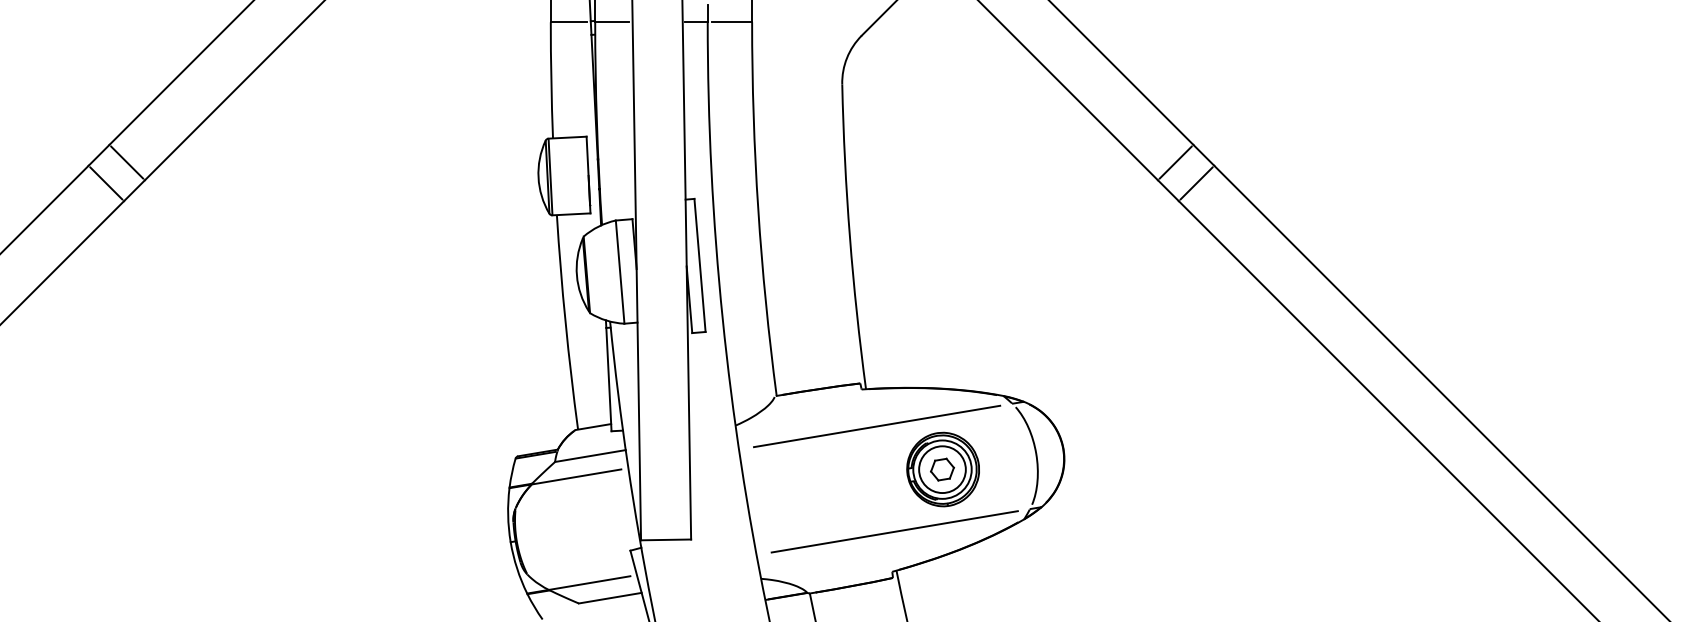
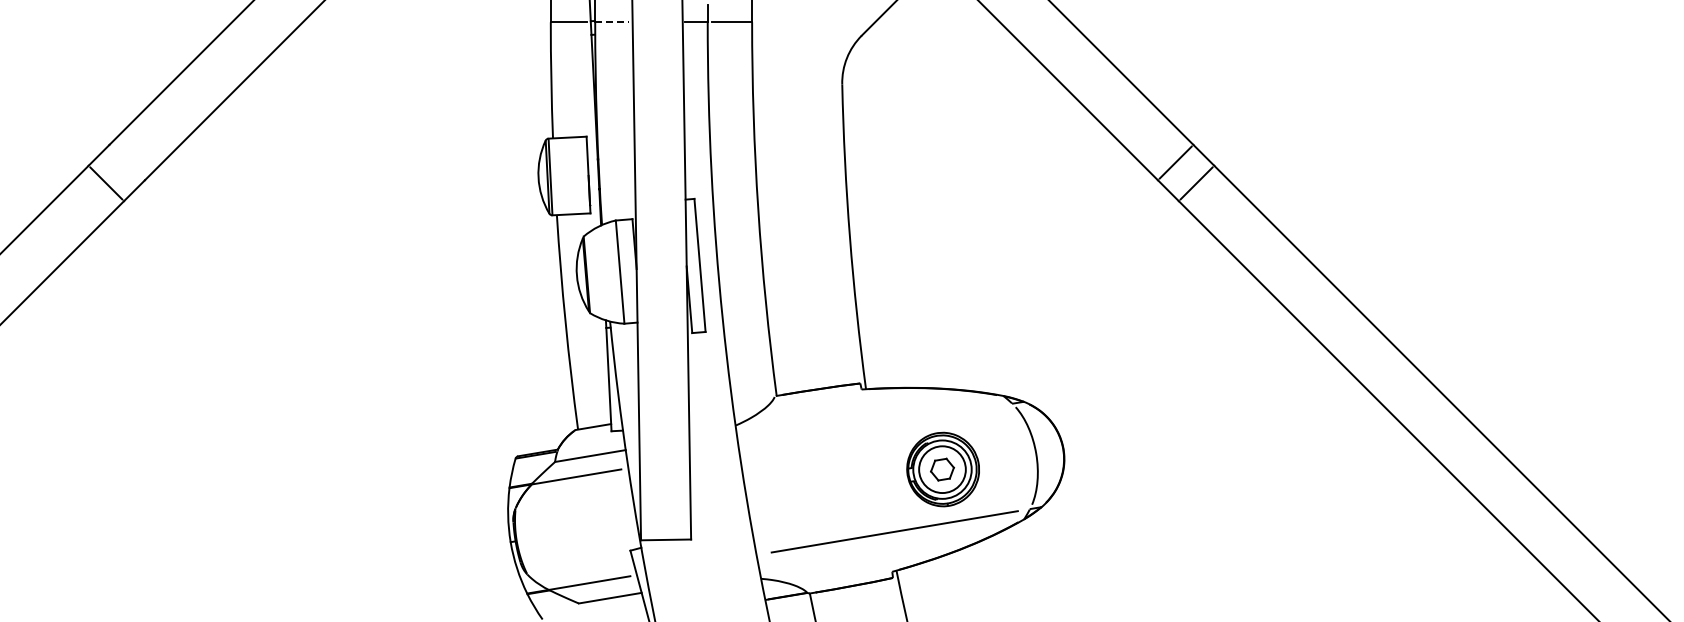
line: solid -> dashed (612, 22)
line: present -> none (127, 162)
line: present -> none (877, 426)
